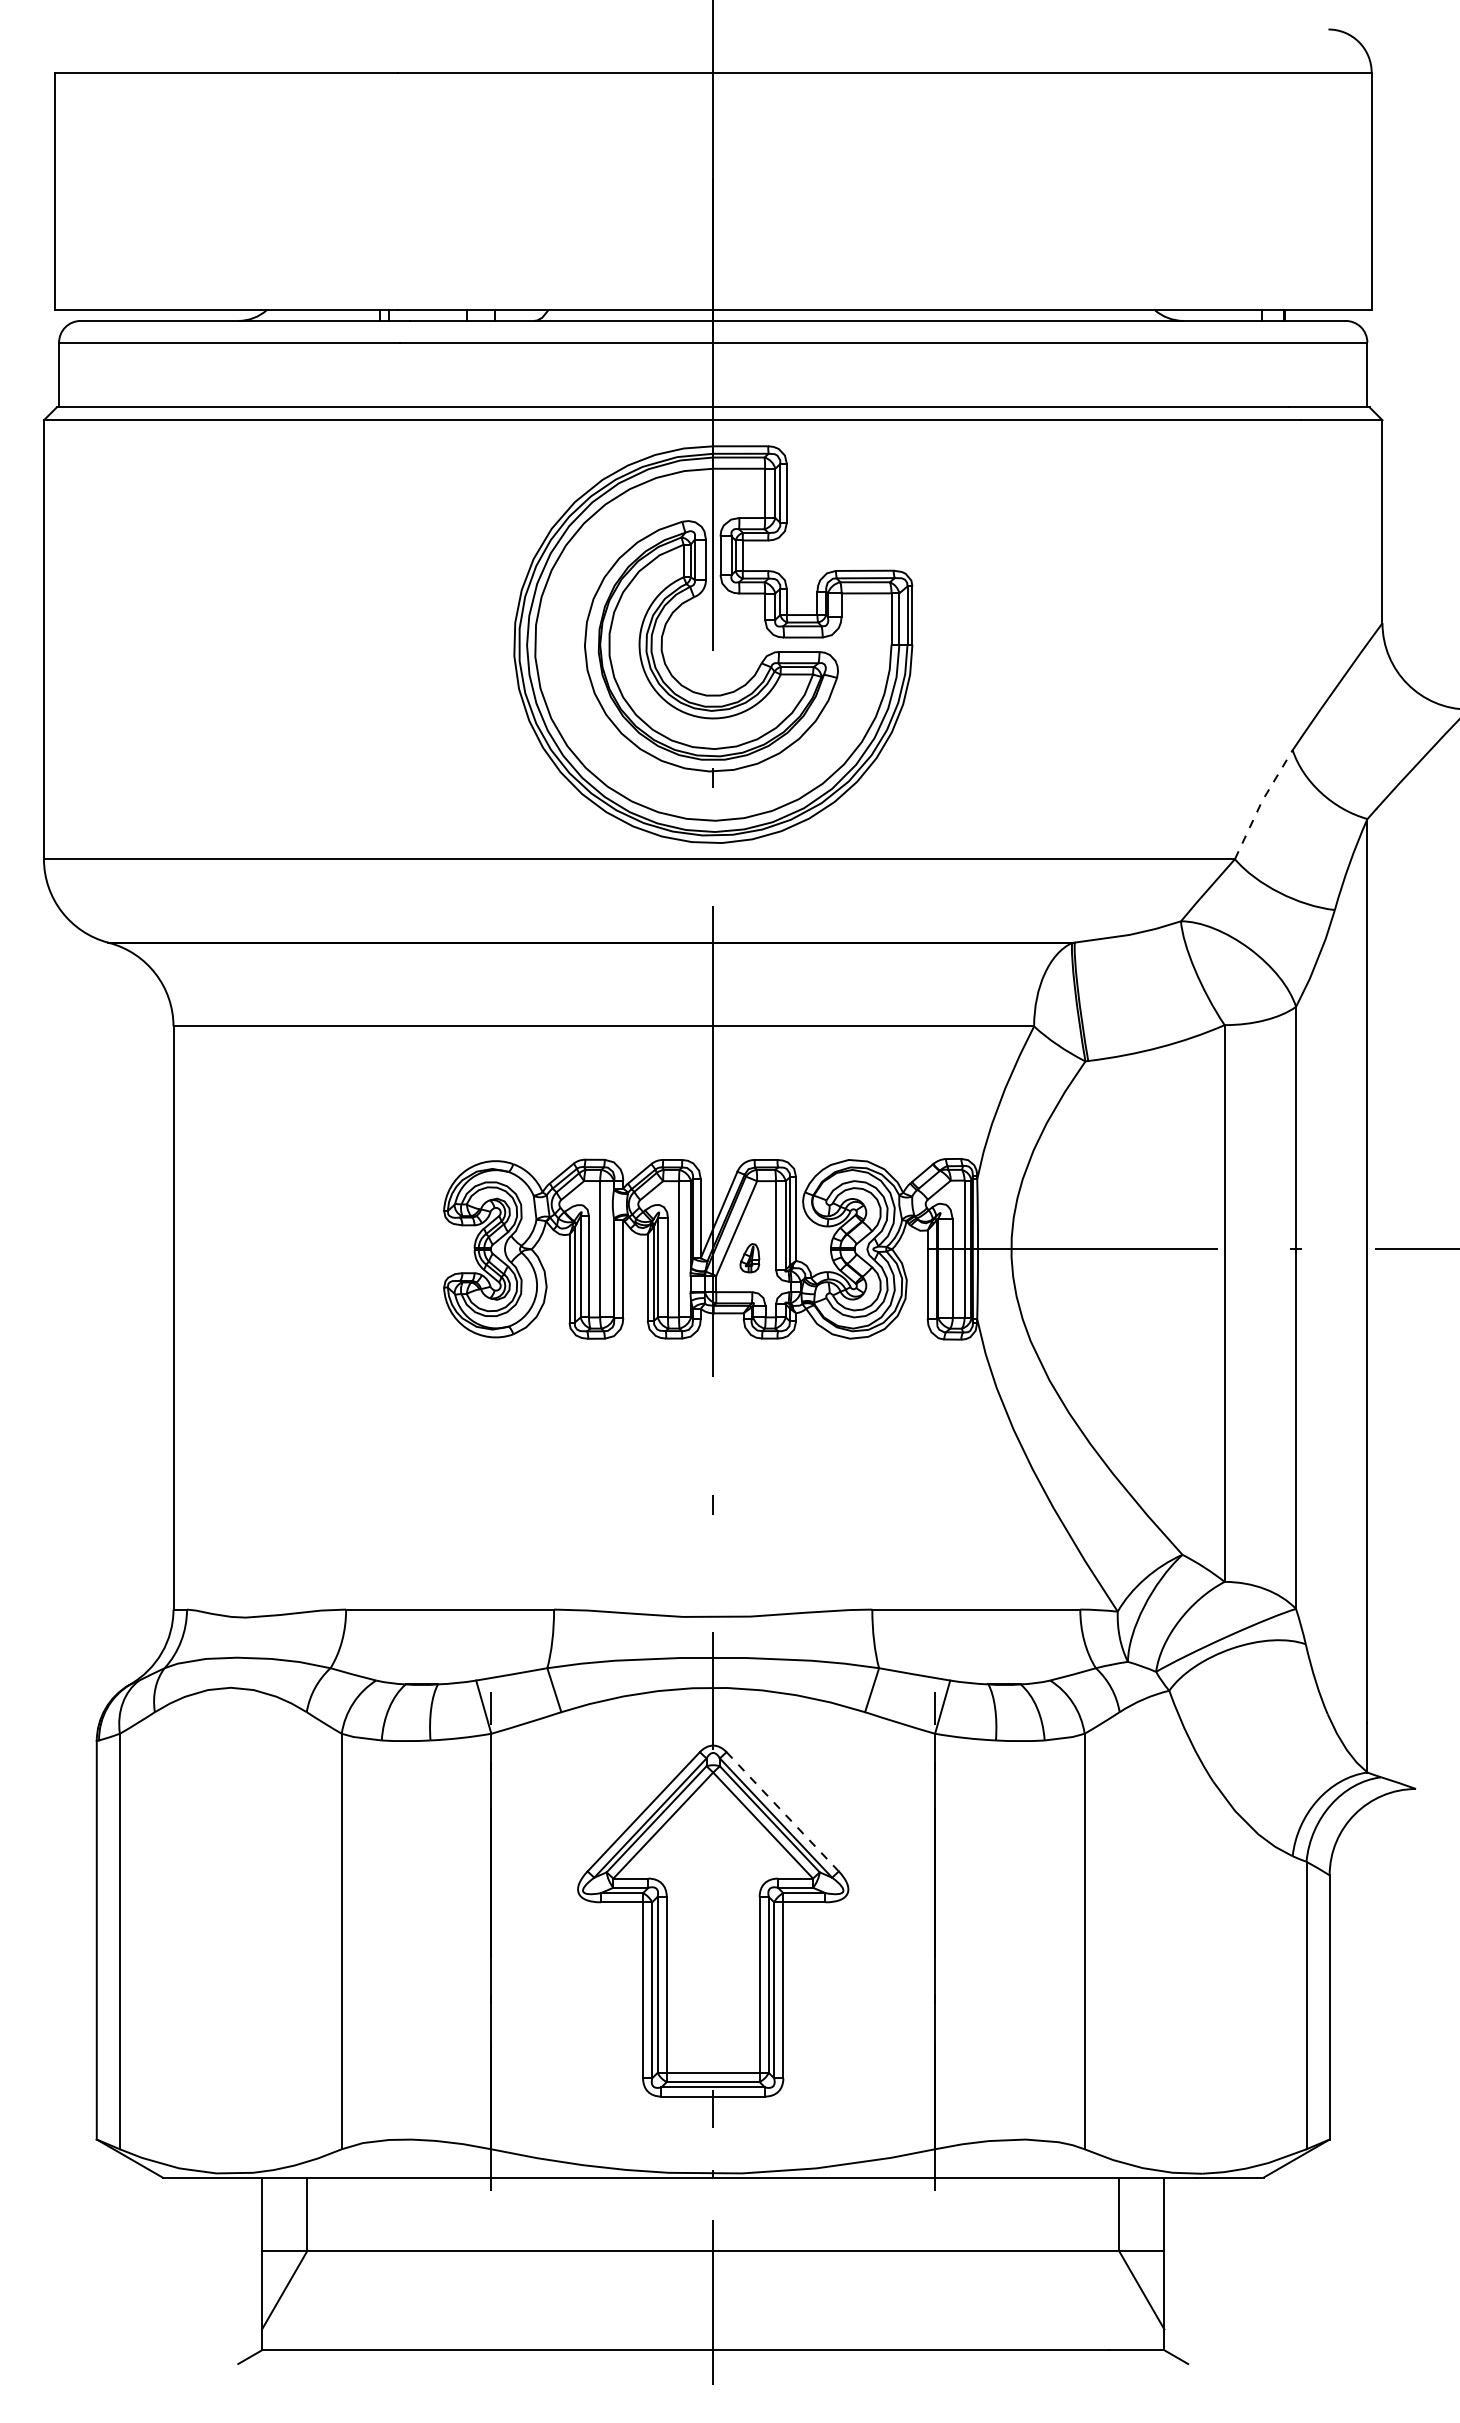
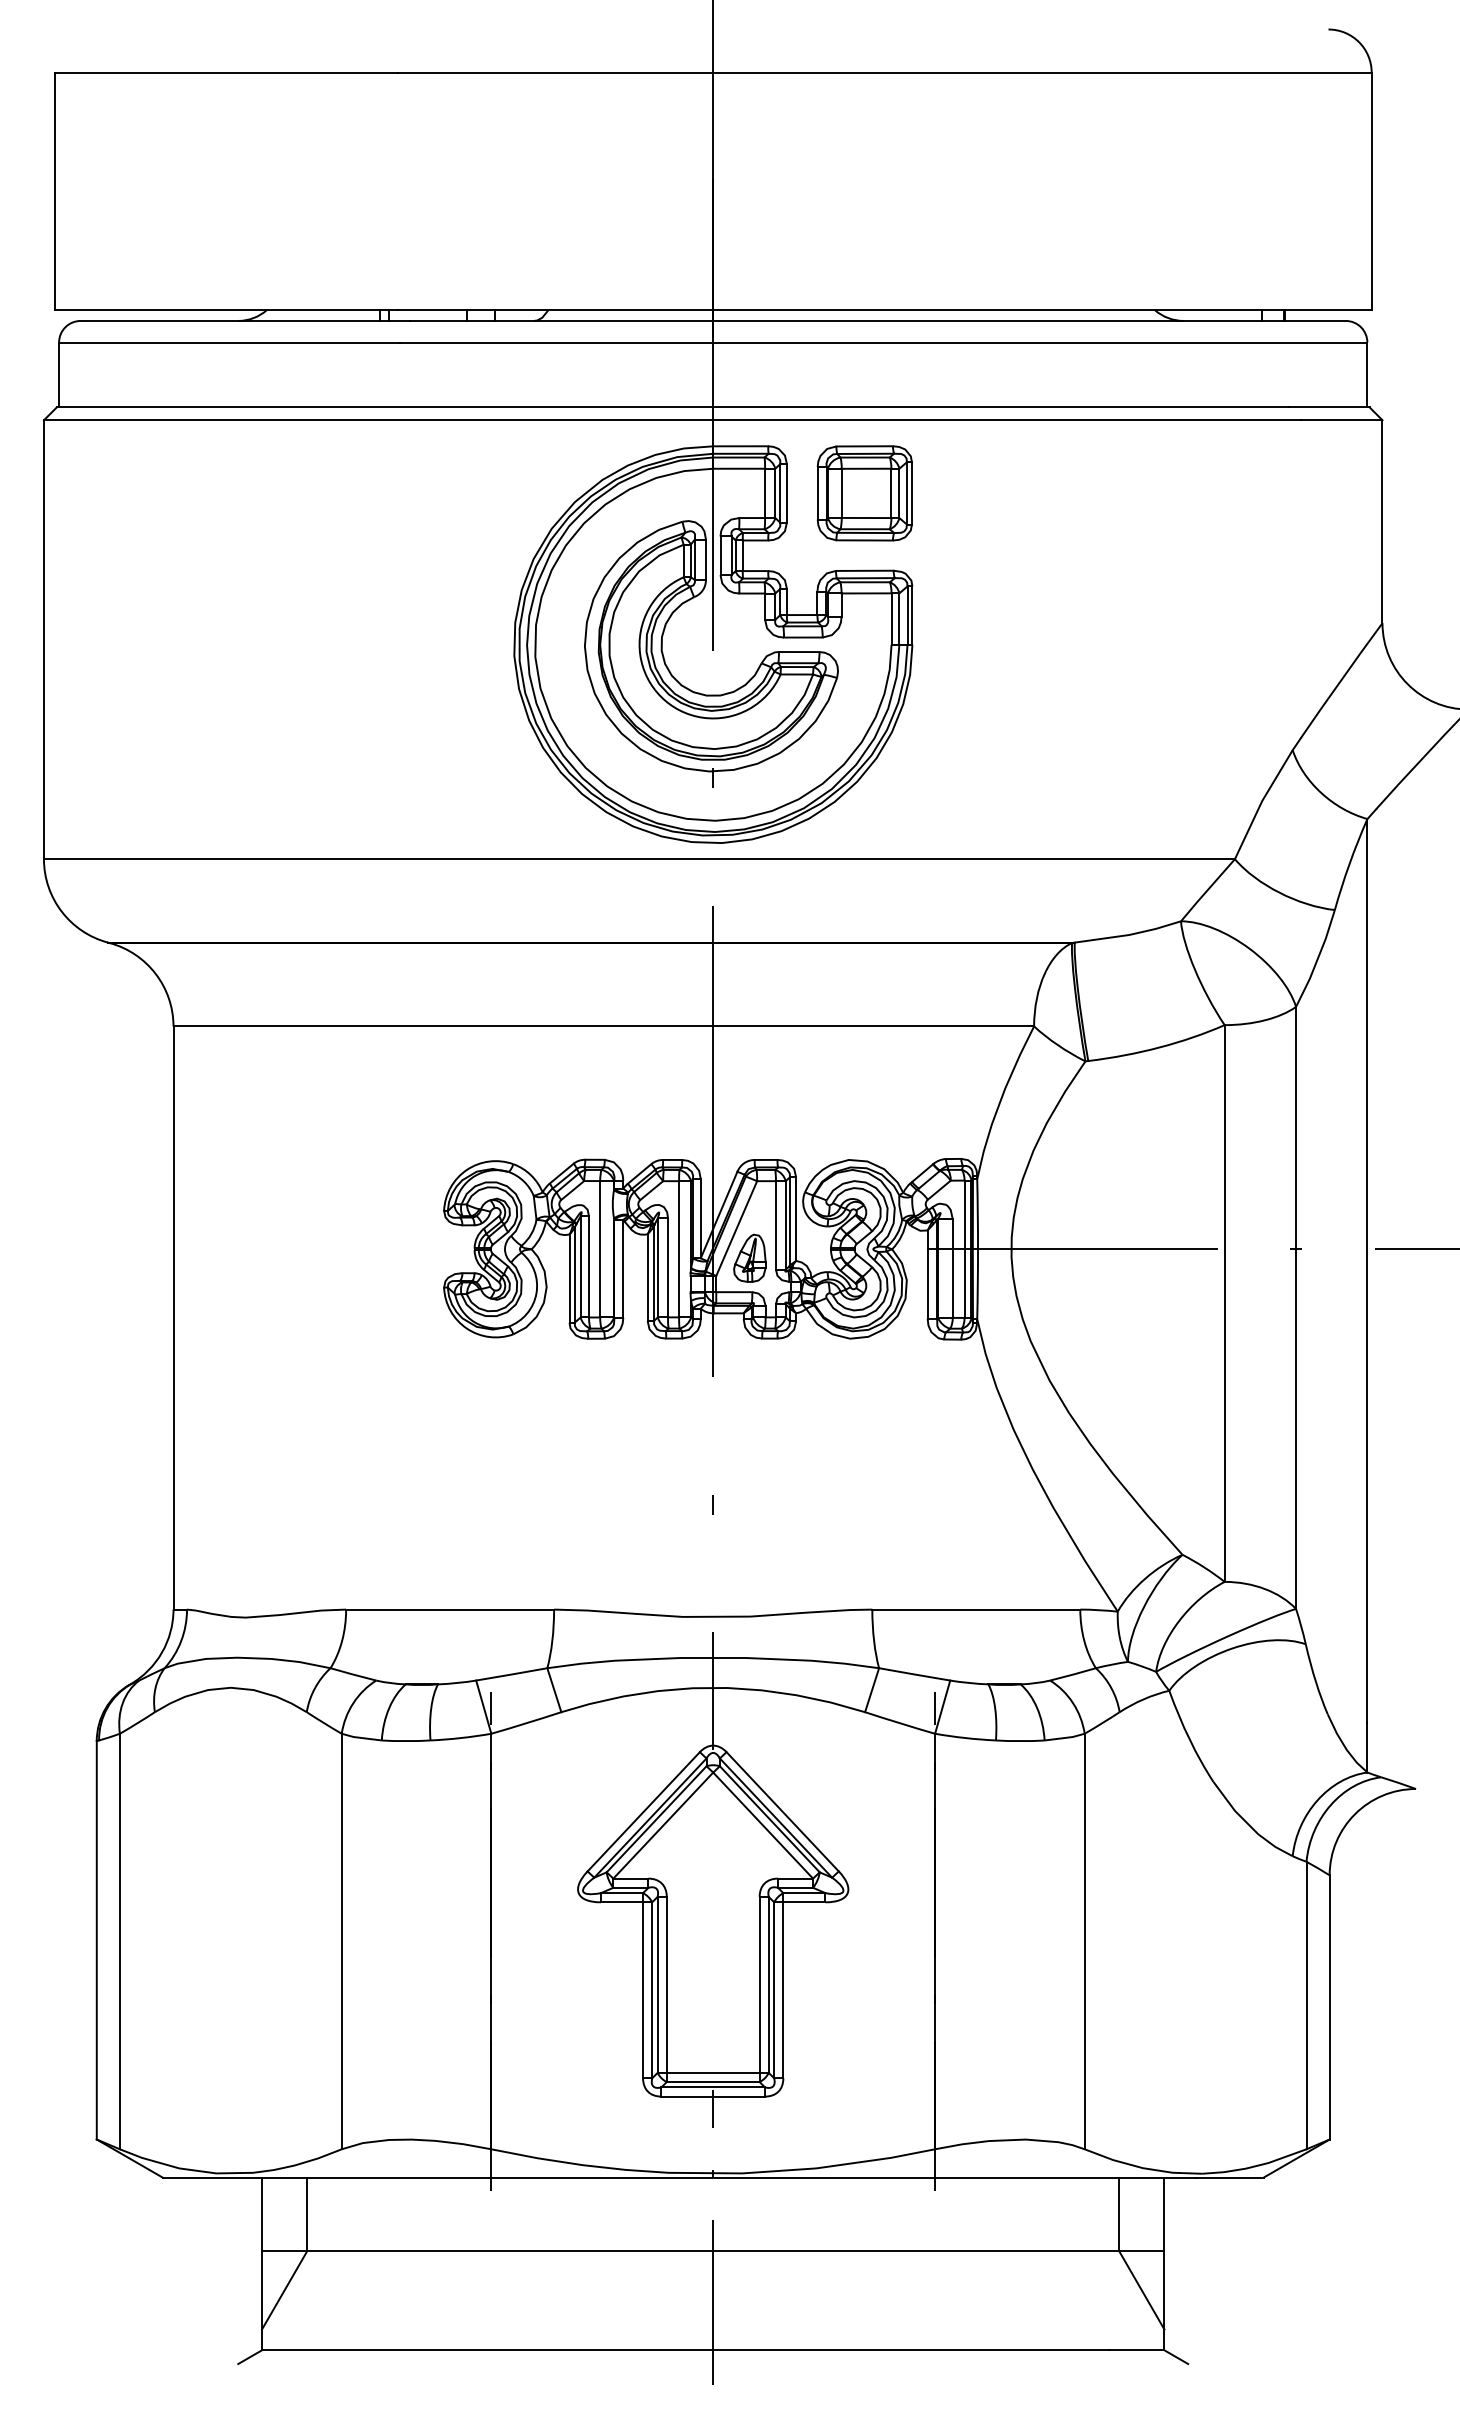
part: none -> present (864, 493)
line: dashed -> solid (1261, 802)
part size: 22x31 px -> 34x50 px (749, 1257)
line: dashed -> solid (782, 1811)
